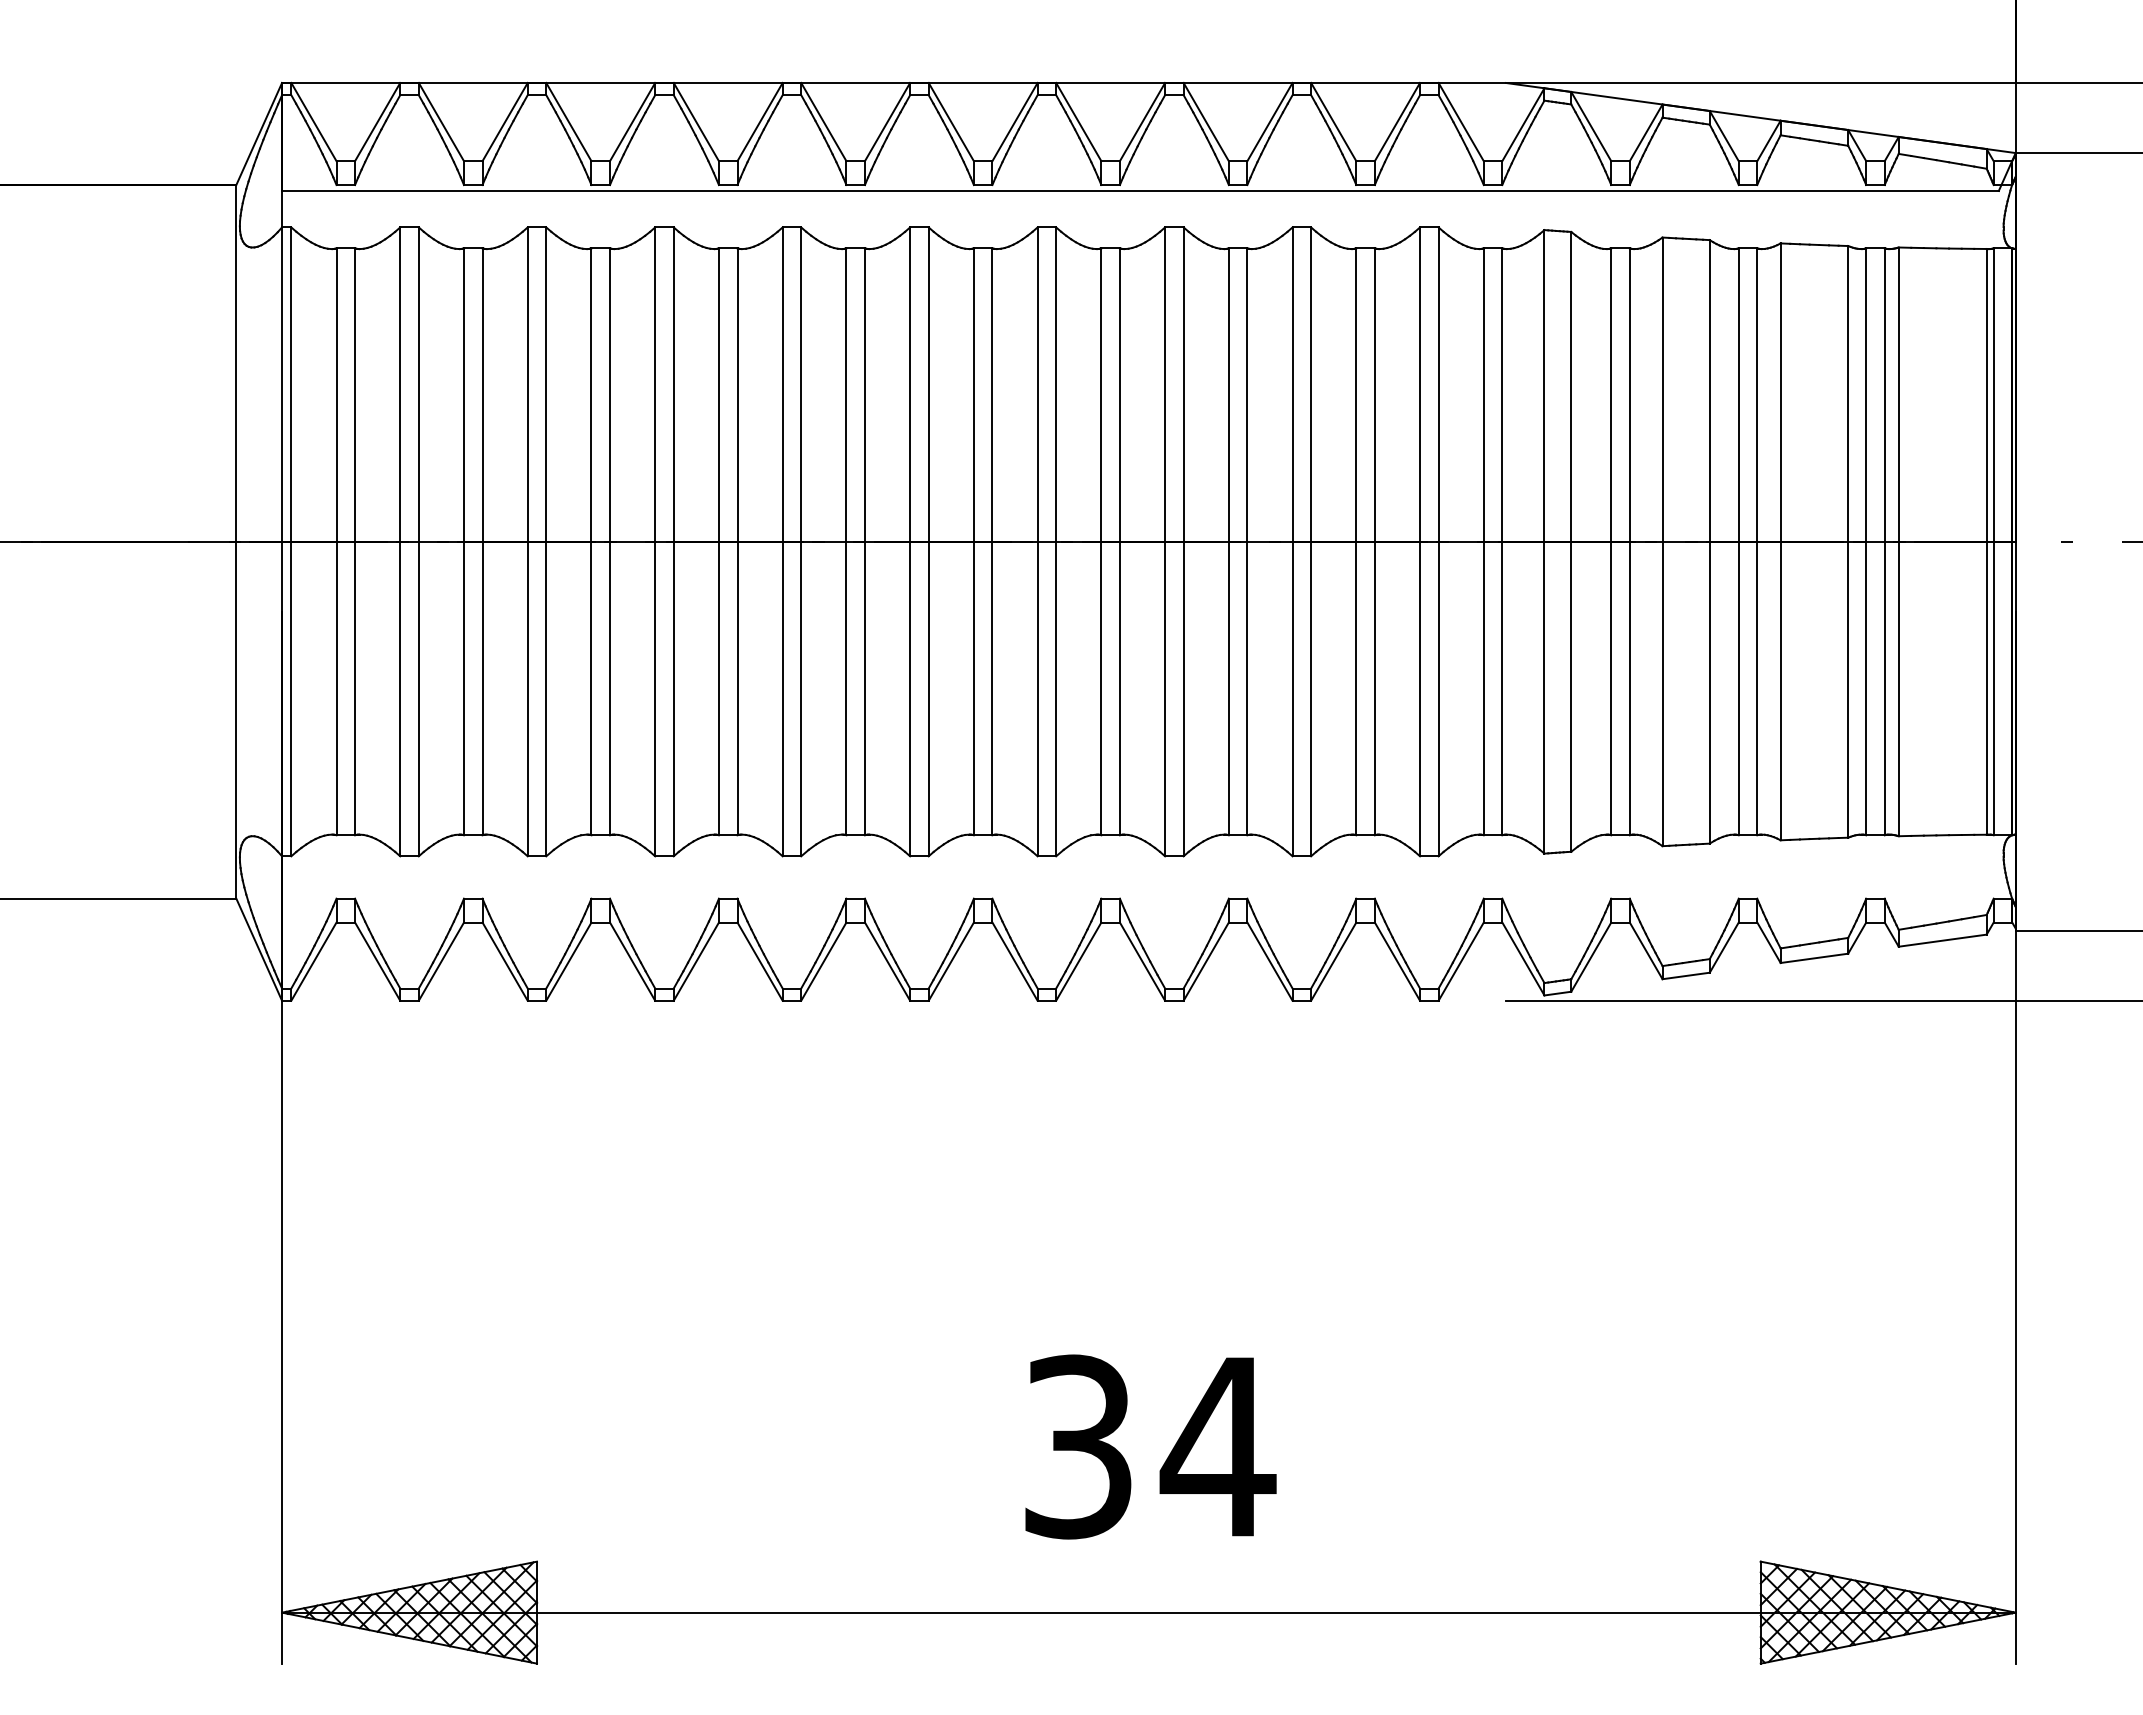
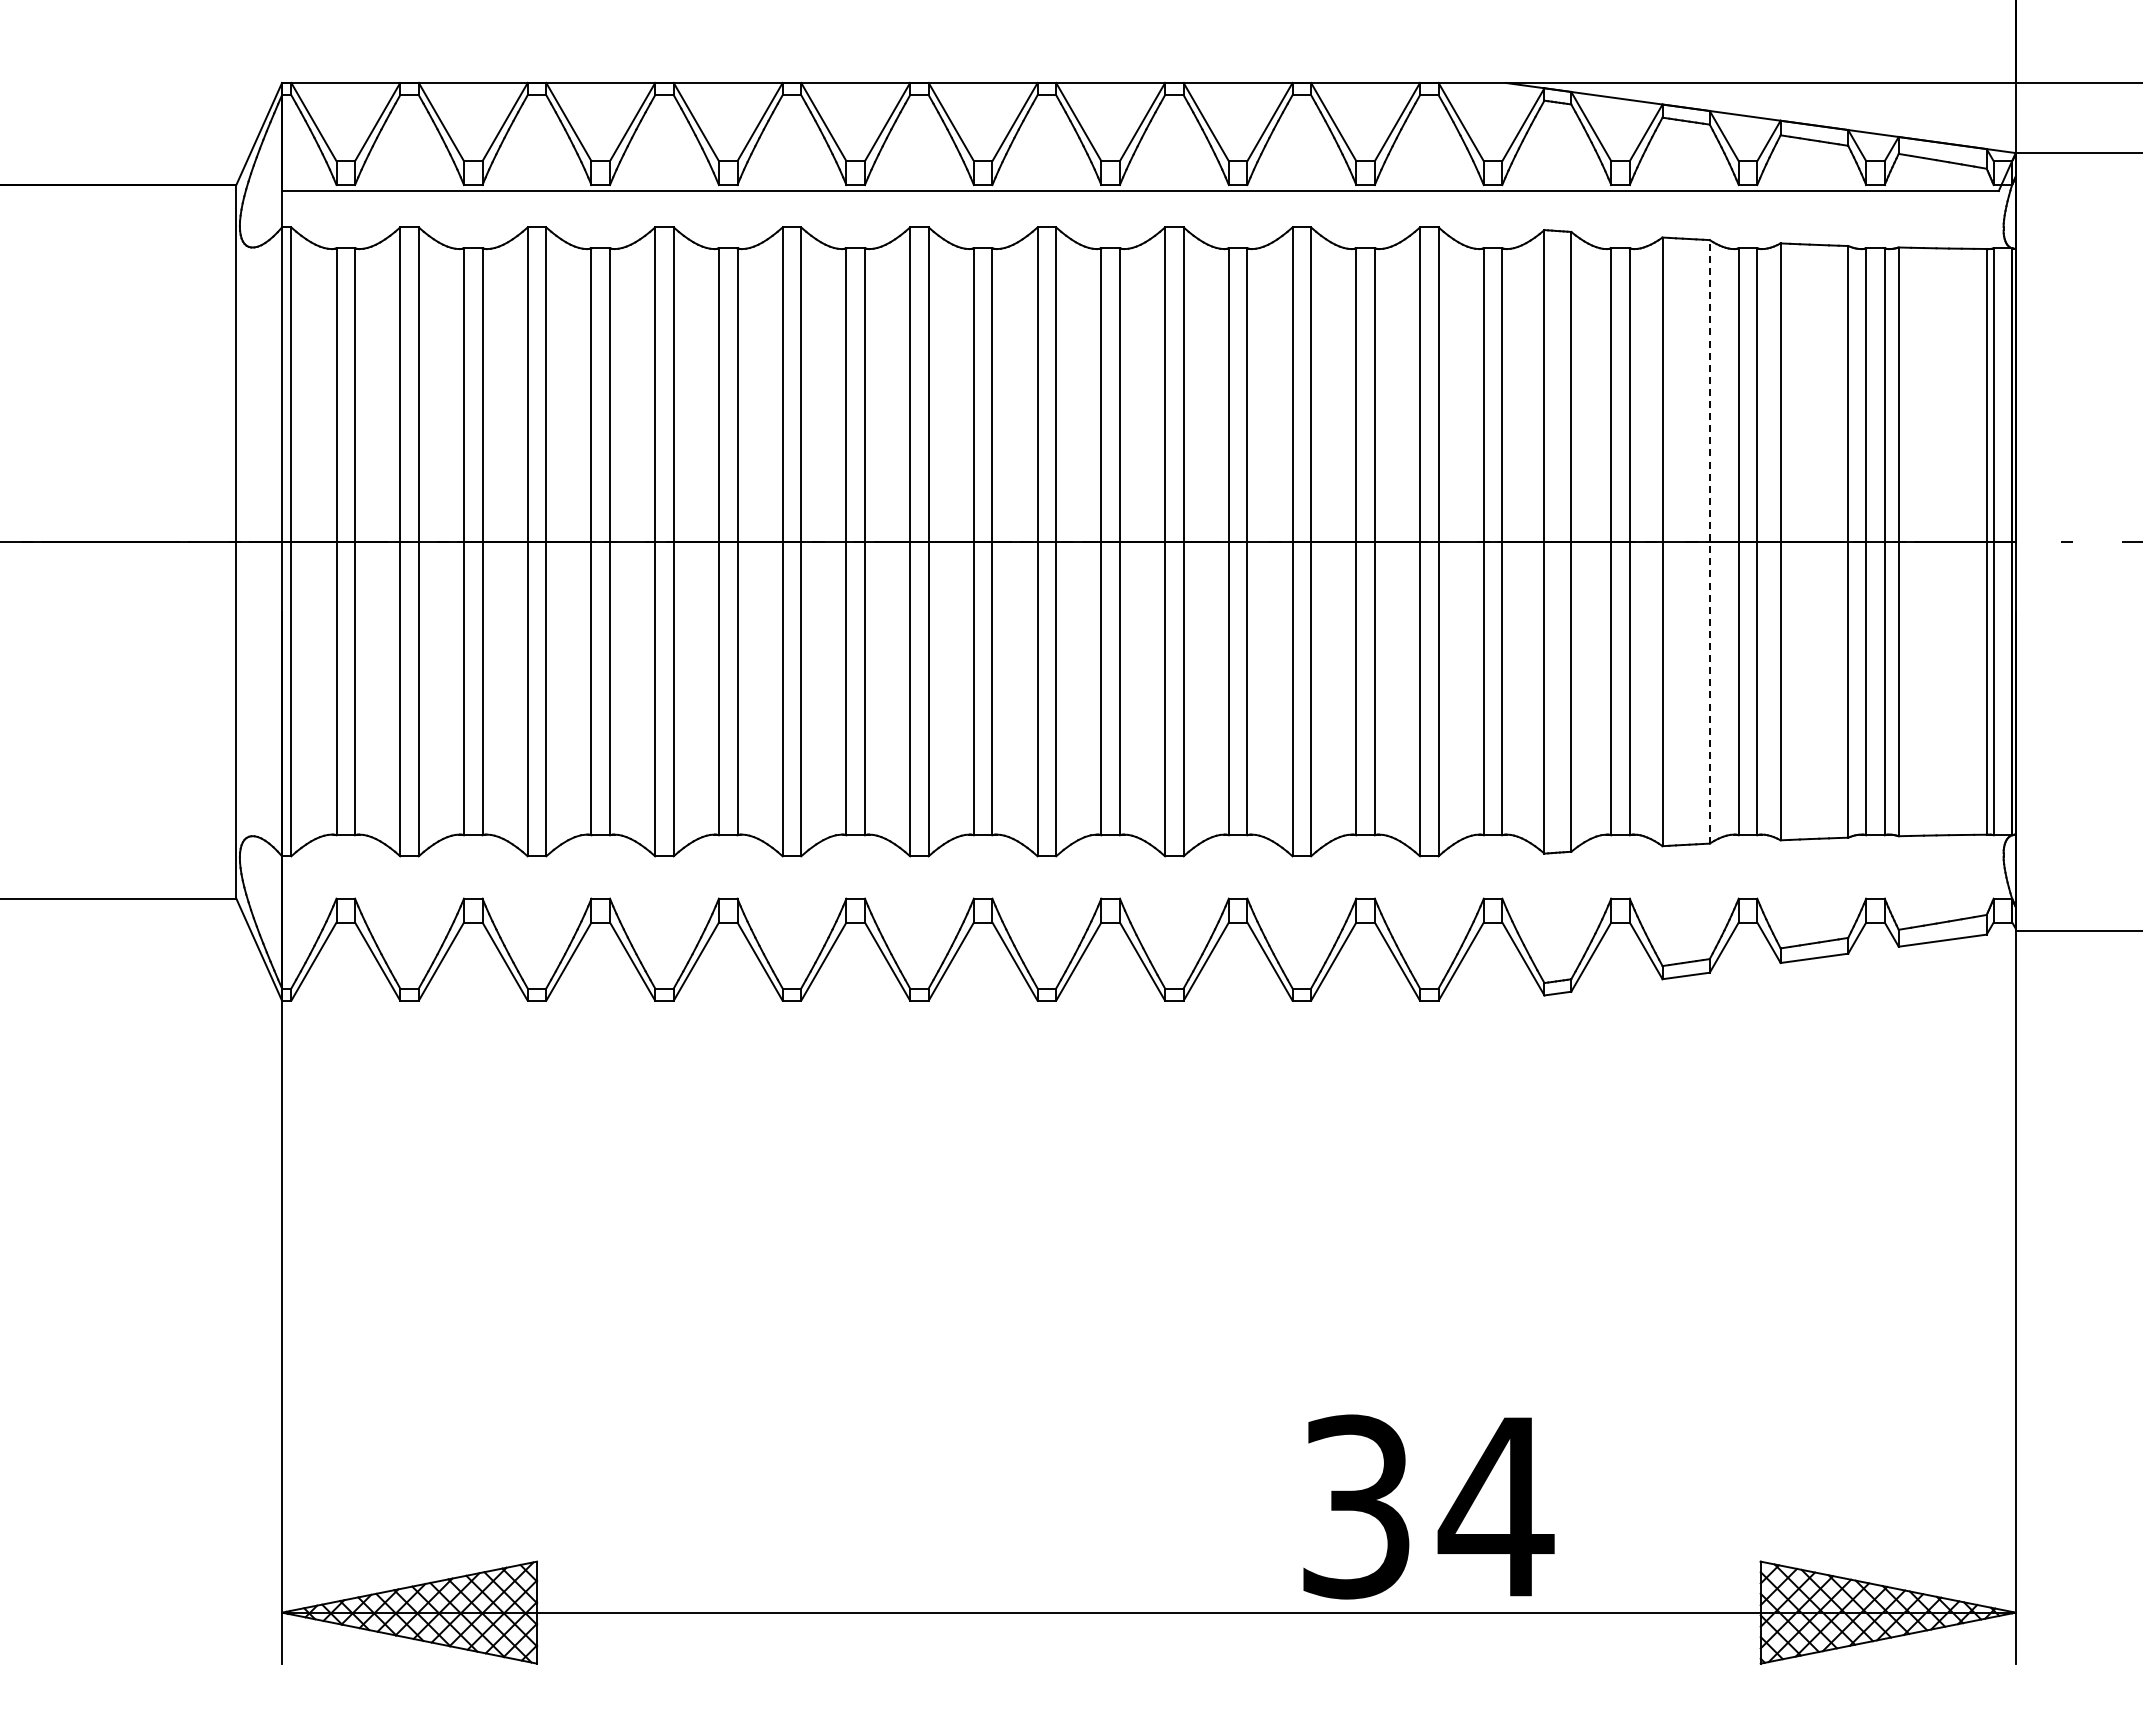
line: solid -> dashed (1709, 541)
line: present -> none (1822, 1000)
text position: (1150, 1446) -> (1428, 1506) (1428, 1506)
